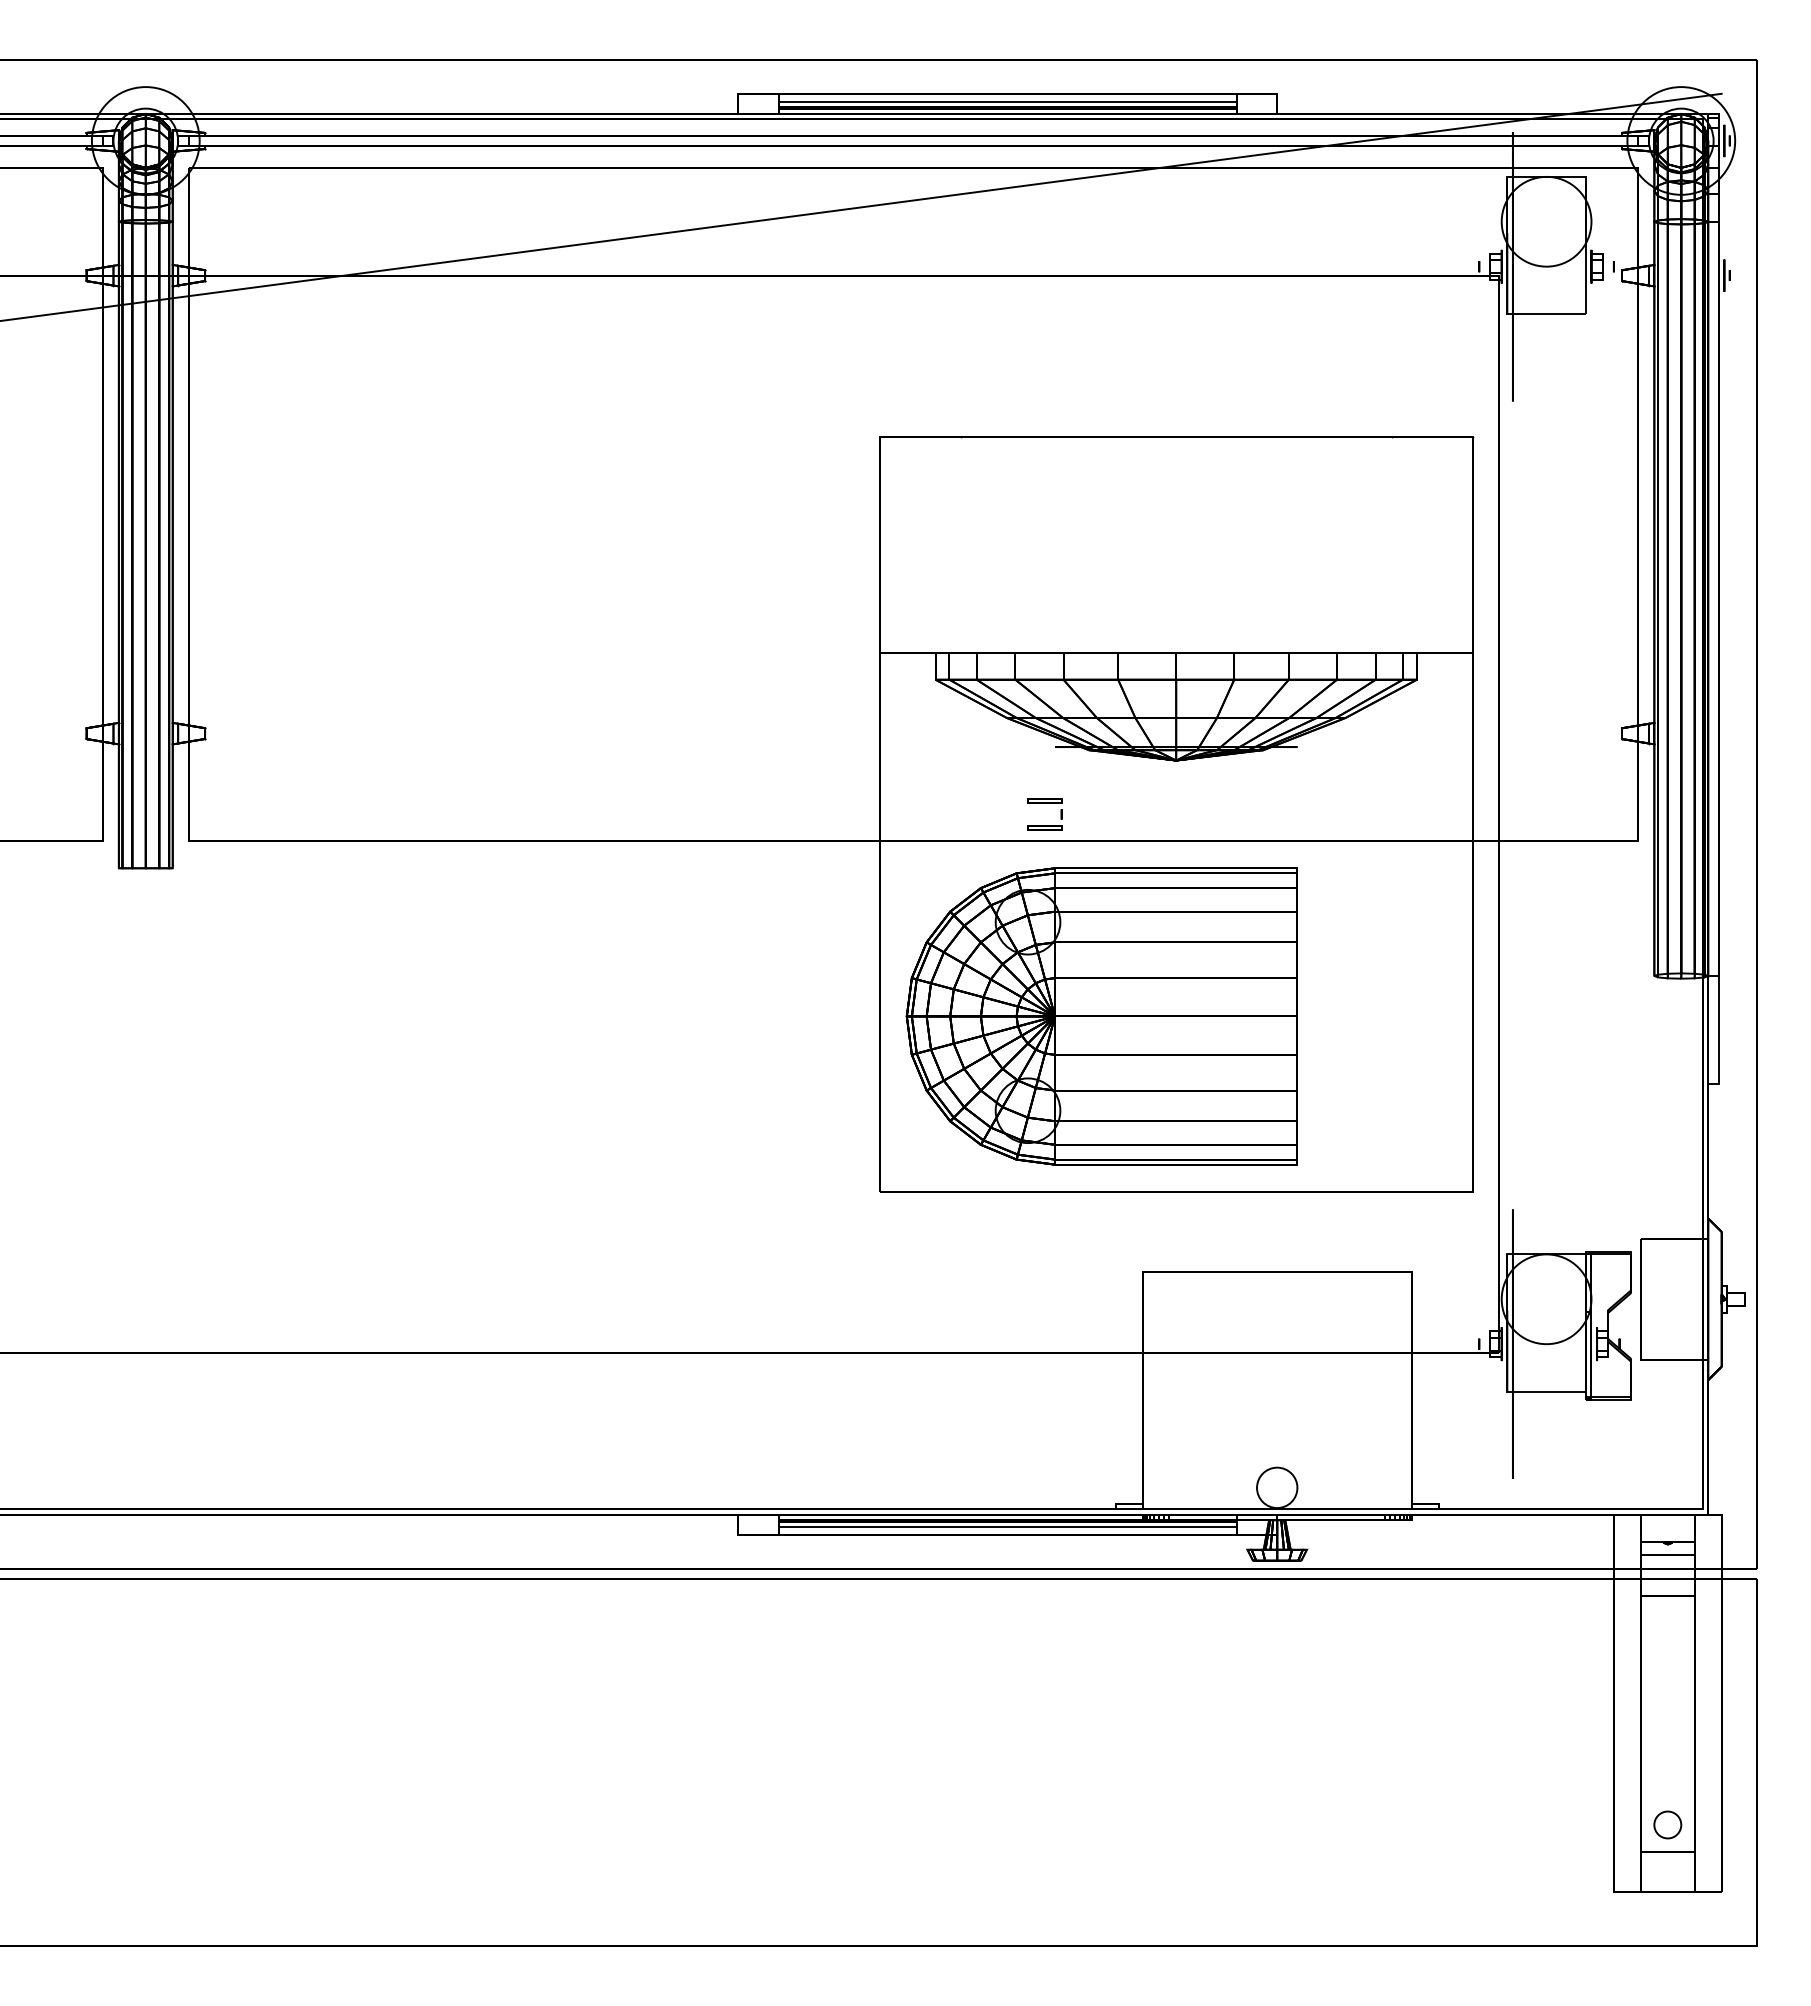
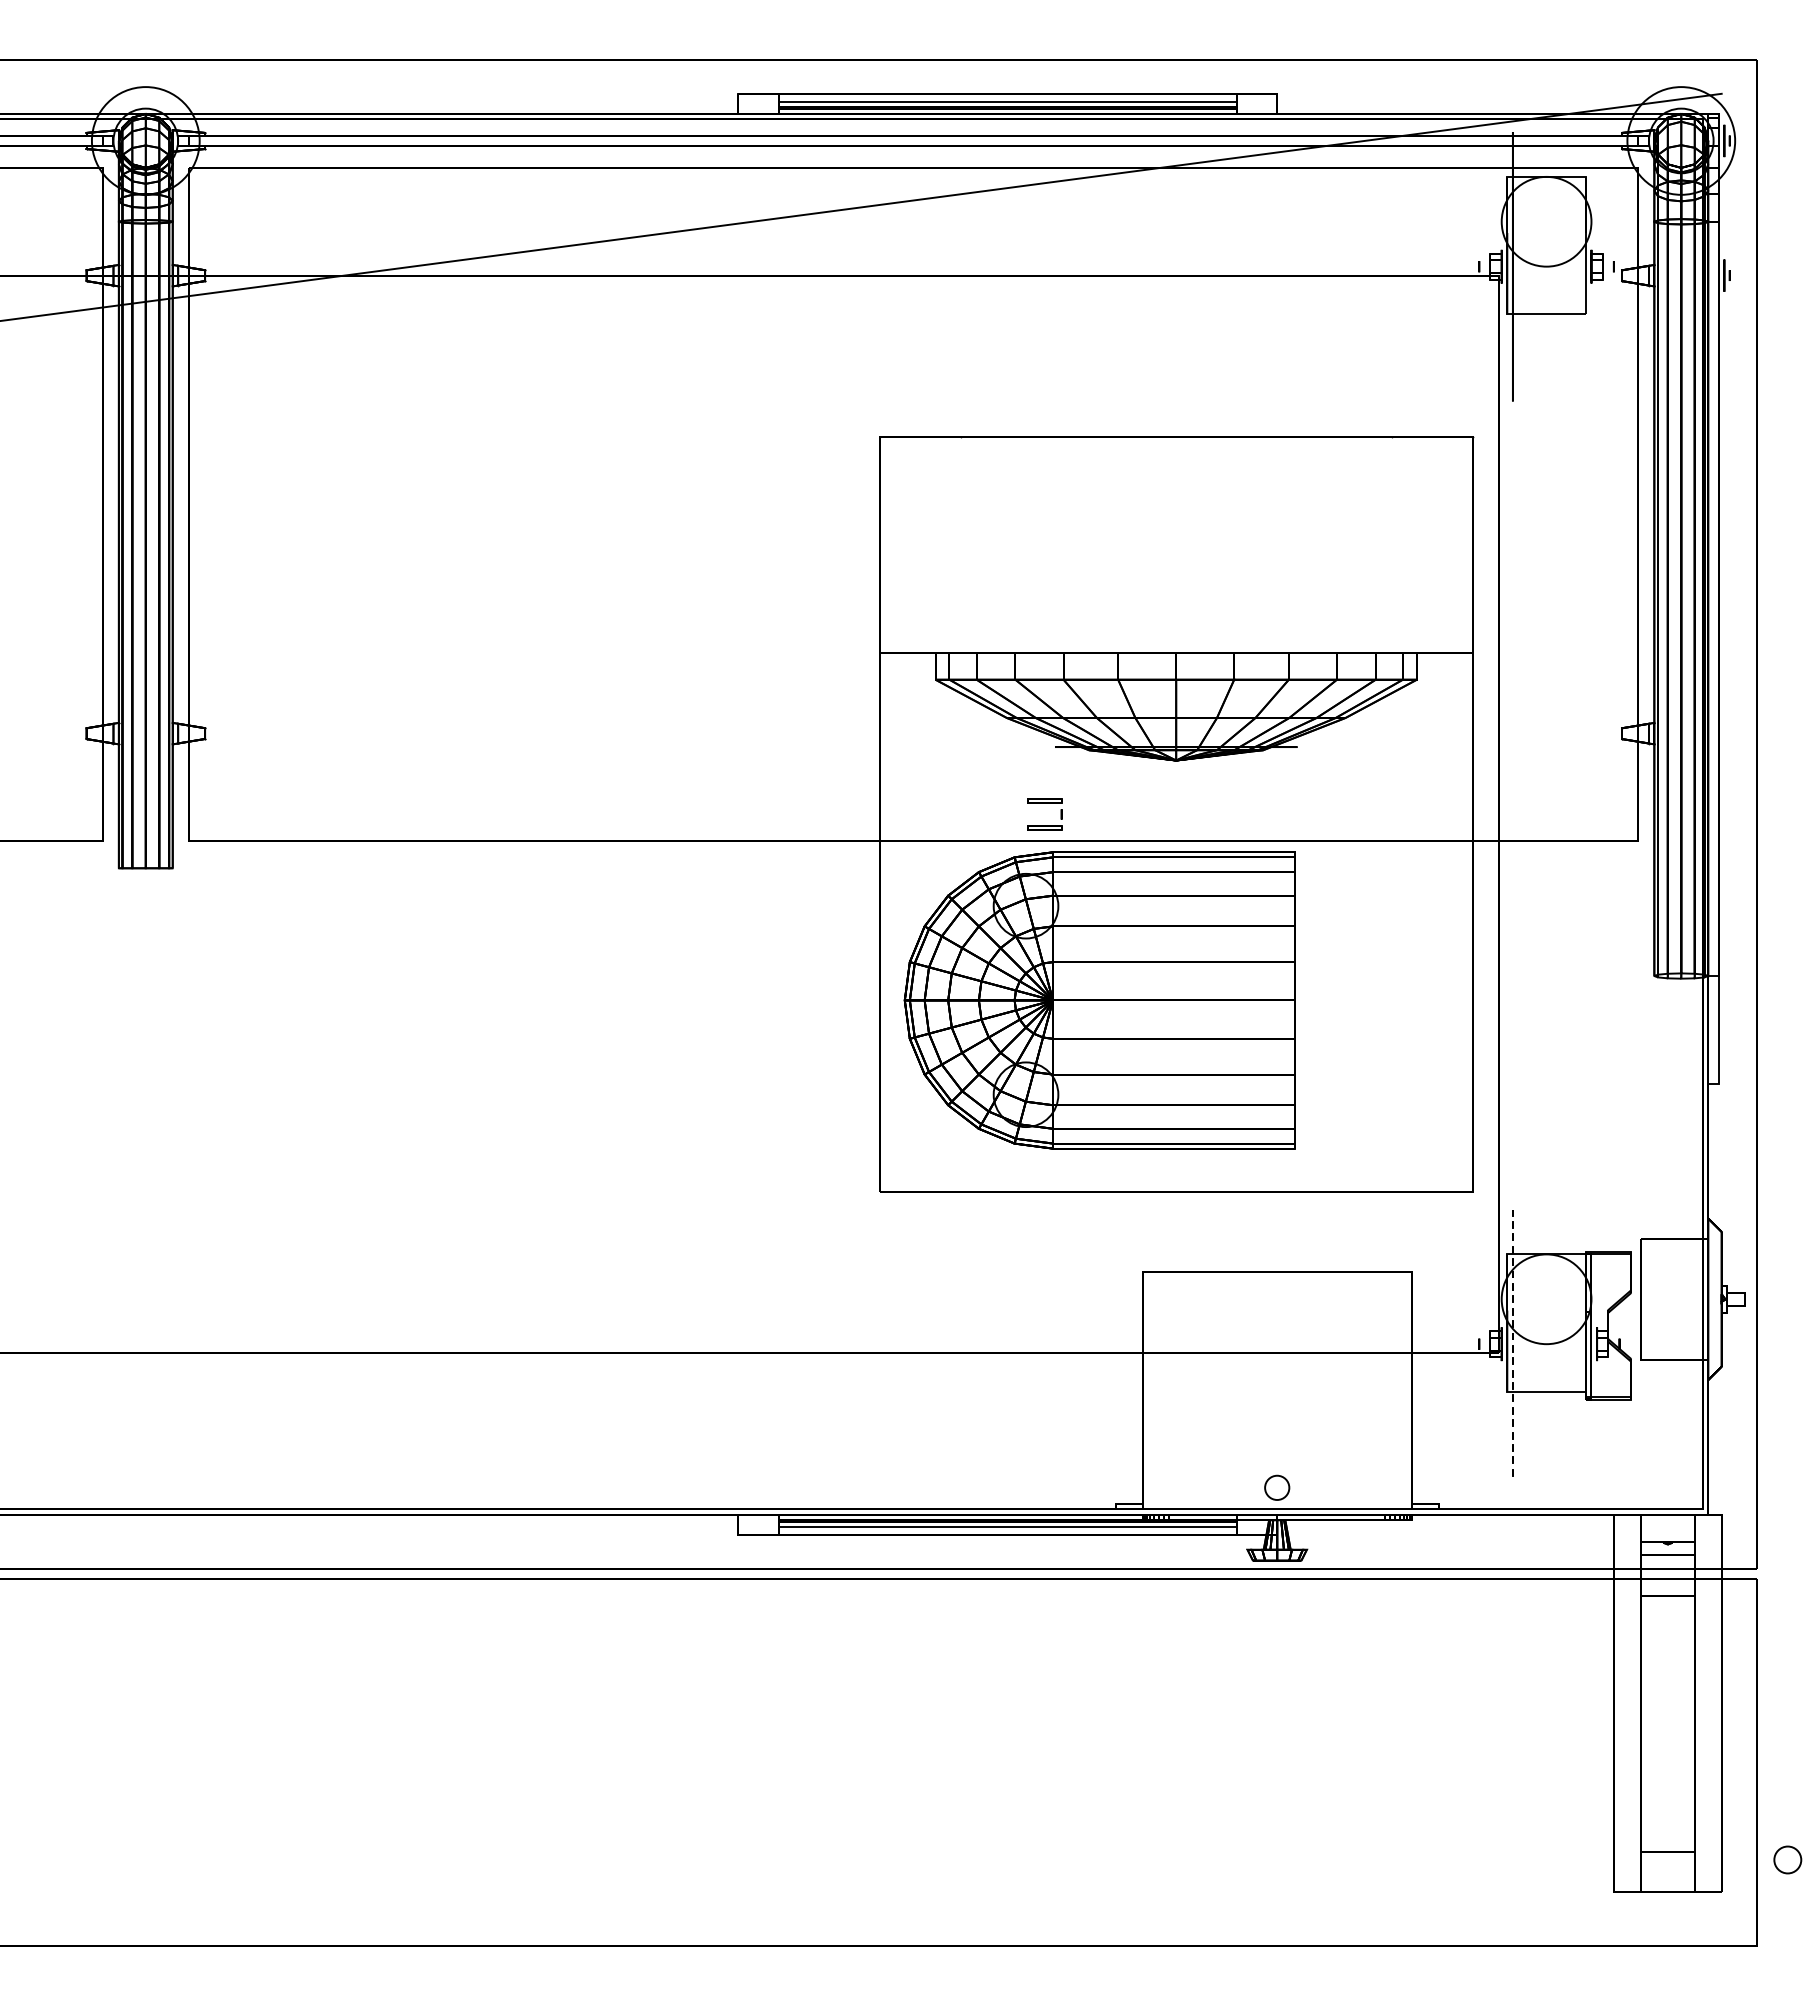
part position: (1101, 1016) -> (1099, 1000) (1099, 1000)
circle: solid -> dashed (1512, 1343)
circle diameter: 40 px -> 24 px (1277, 1487)
circle position: (1667, 1824) -> (1787, 1859) (1787, 1859)
